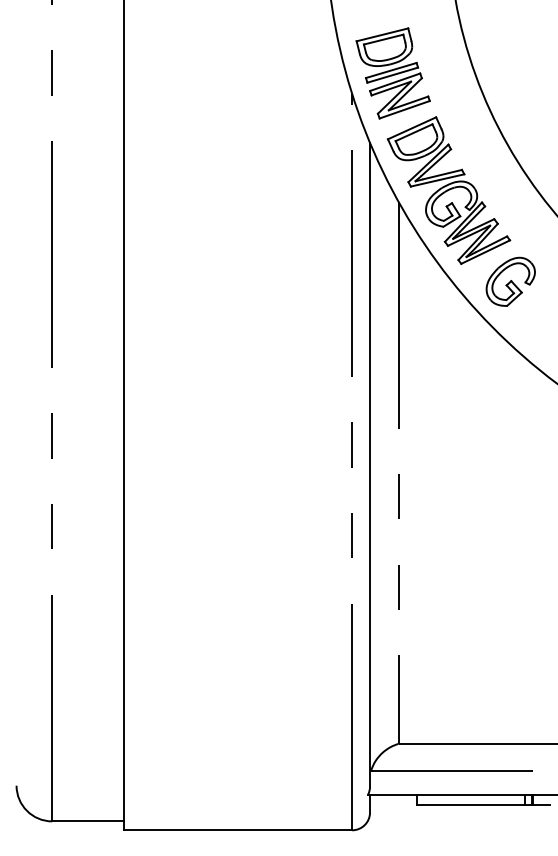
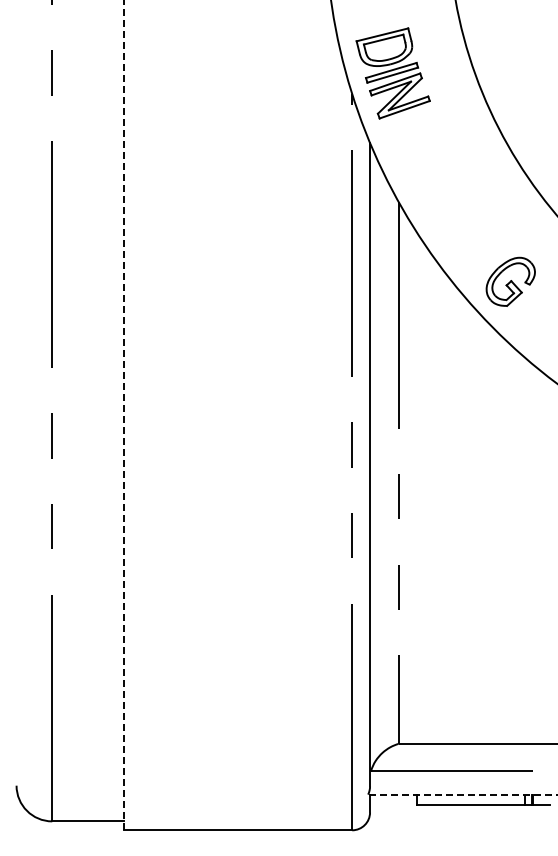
part: present -> none (448, 190)
line: solid -> dashed (123, 415)
line: solid -> dashed (462, 794)
